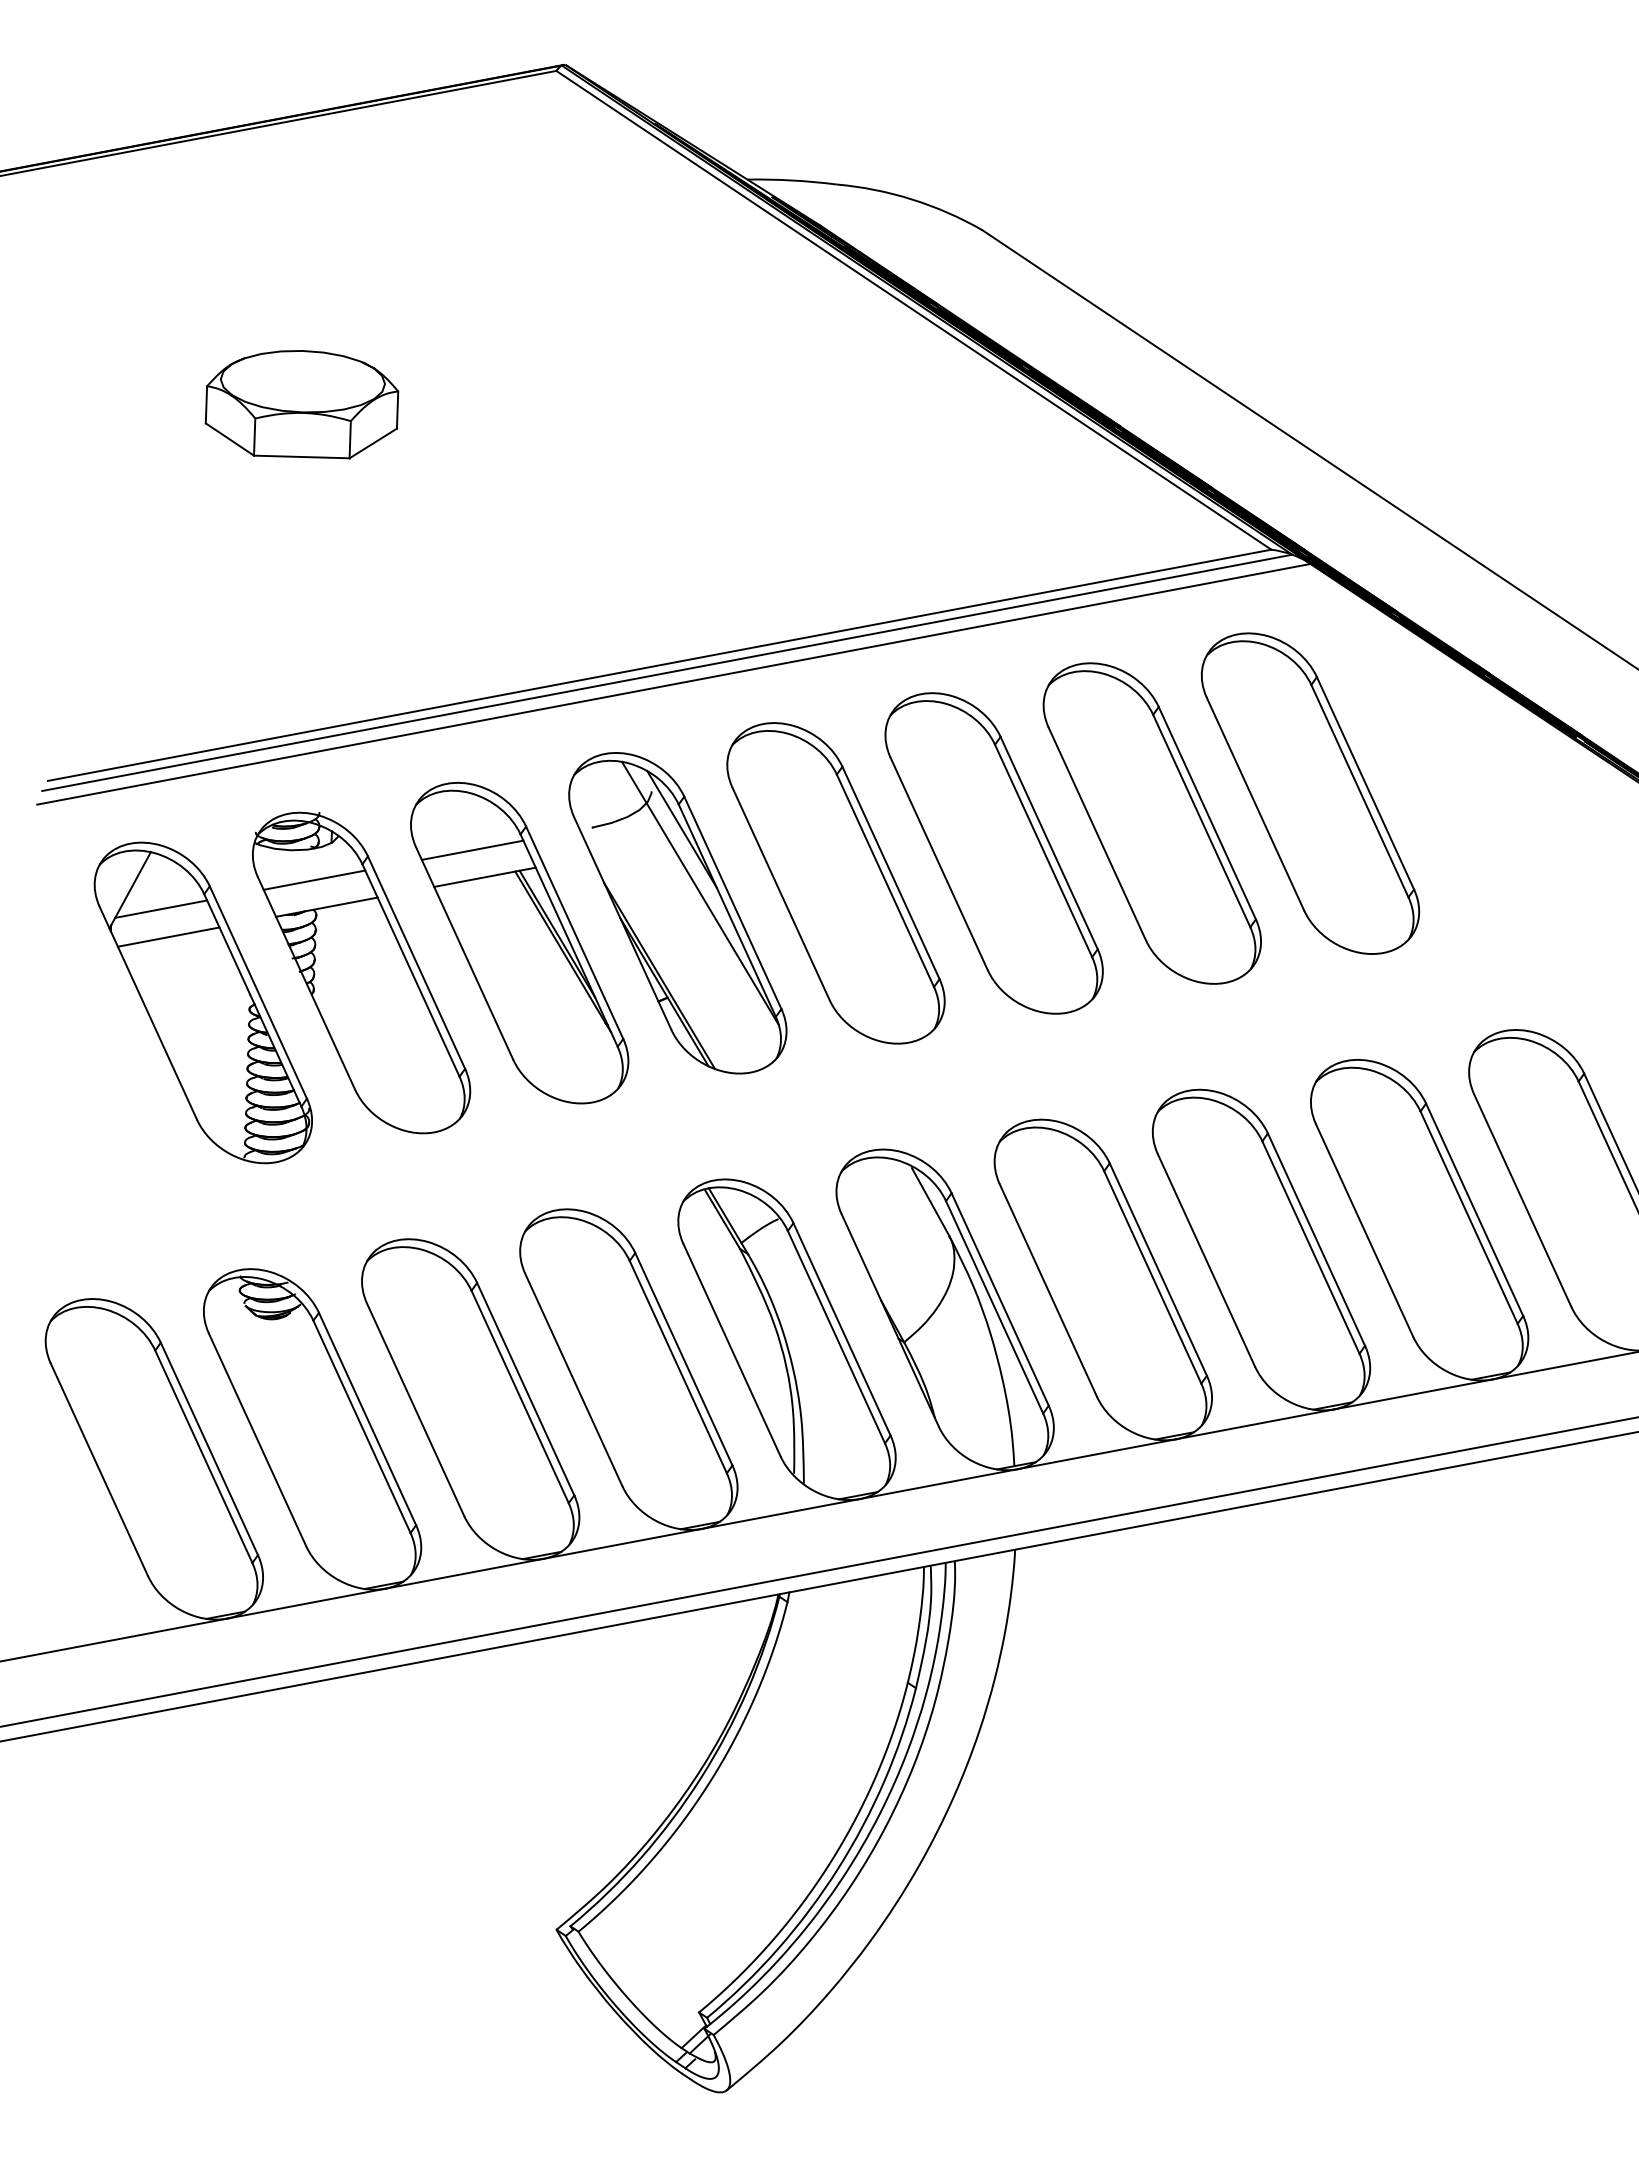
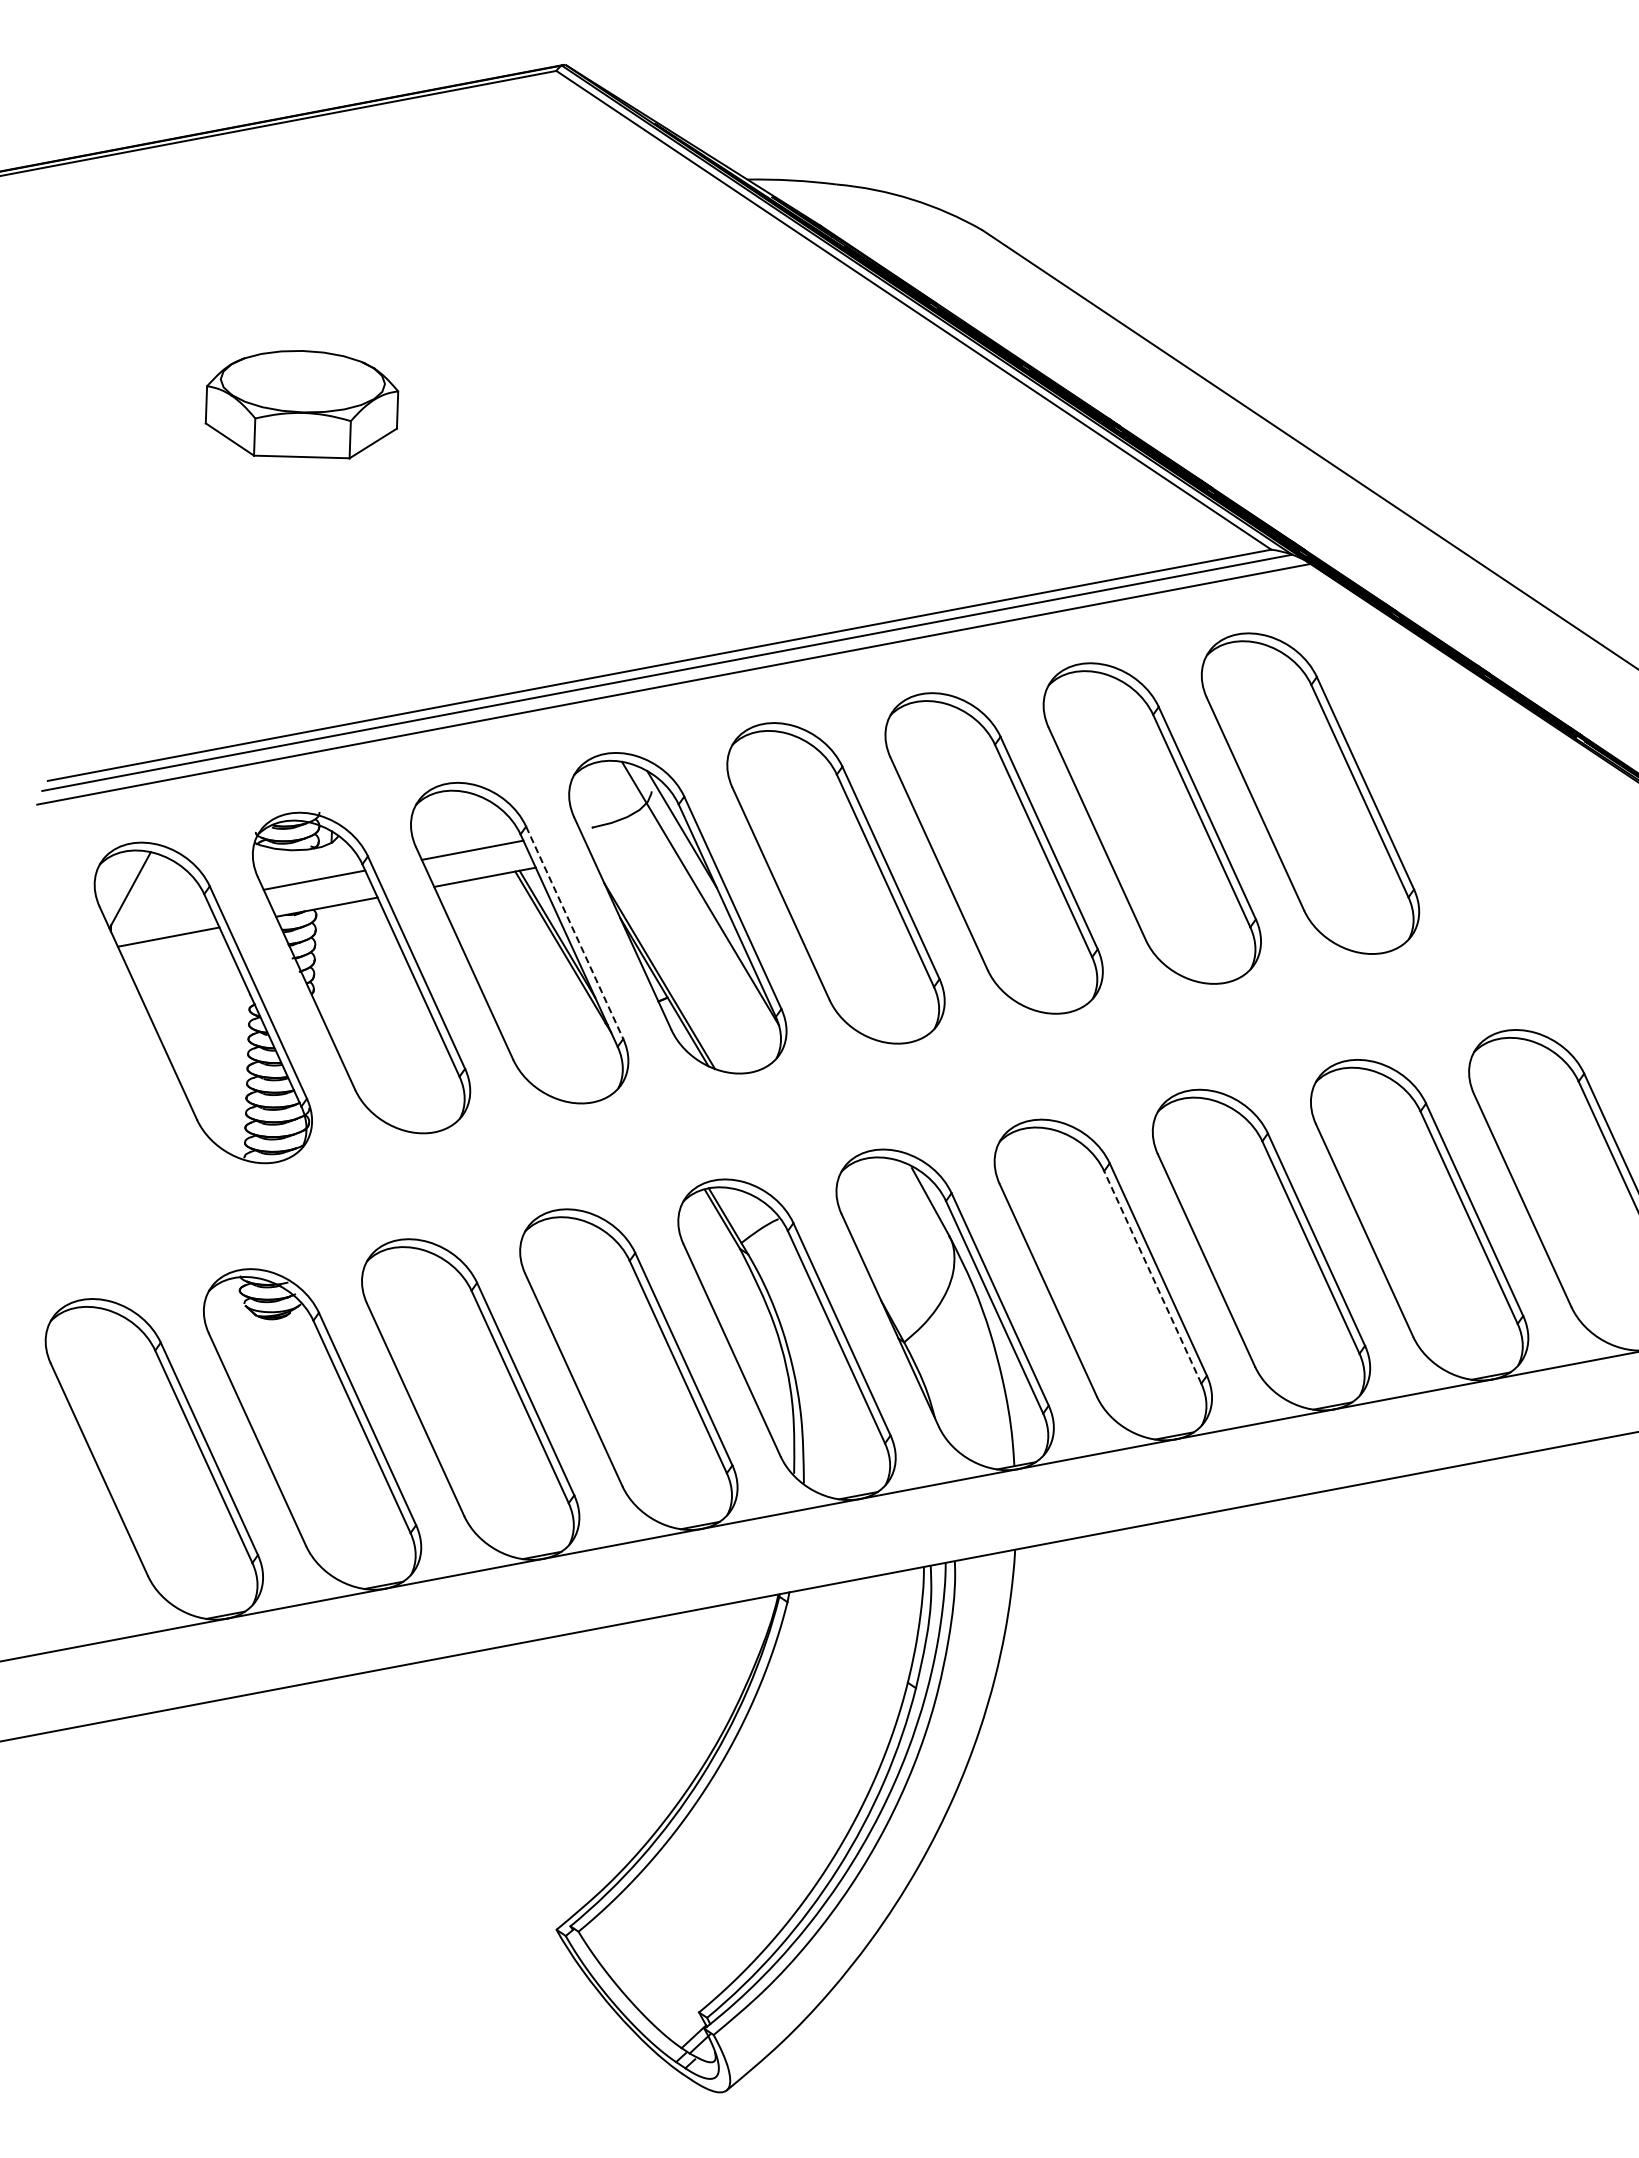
line: present -> none (161, 908)
line: solid -> dashed (574, 932)
line: solid -> dashed (1152, 1277)
line: present -> none (818, 1571)
